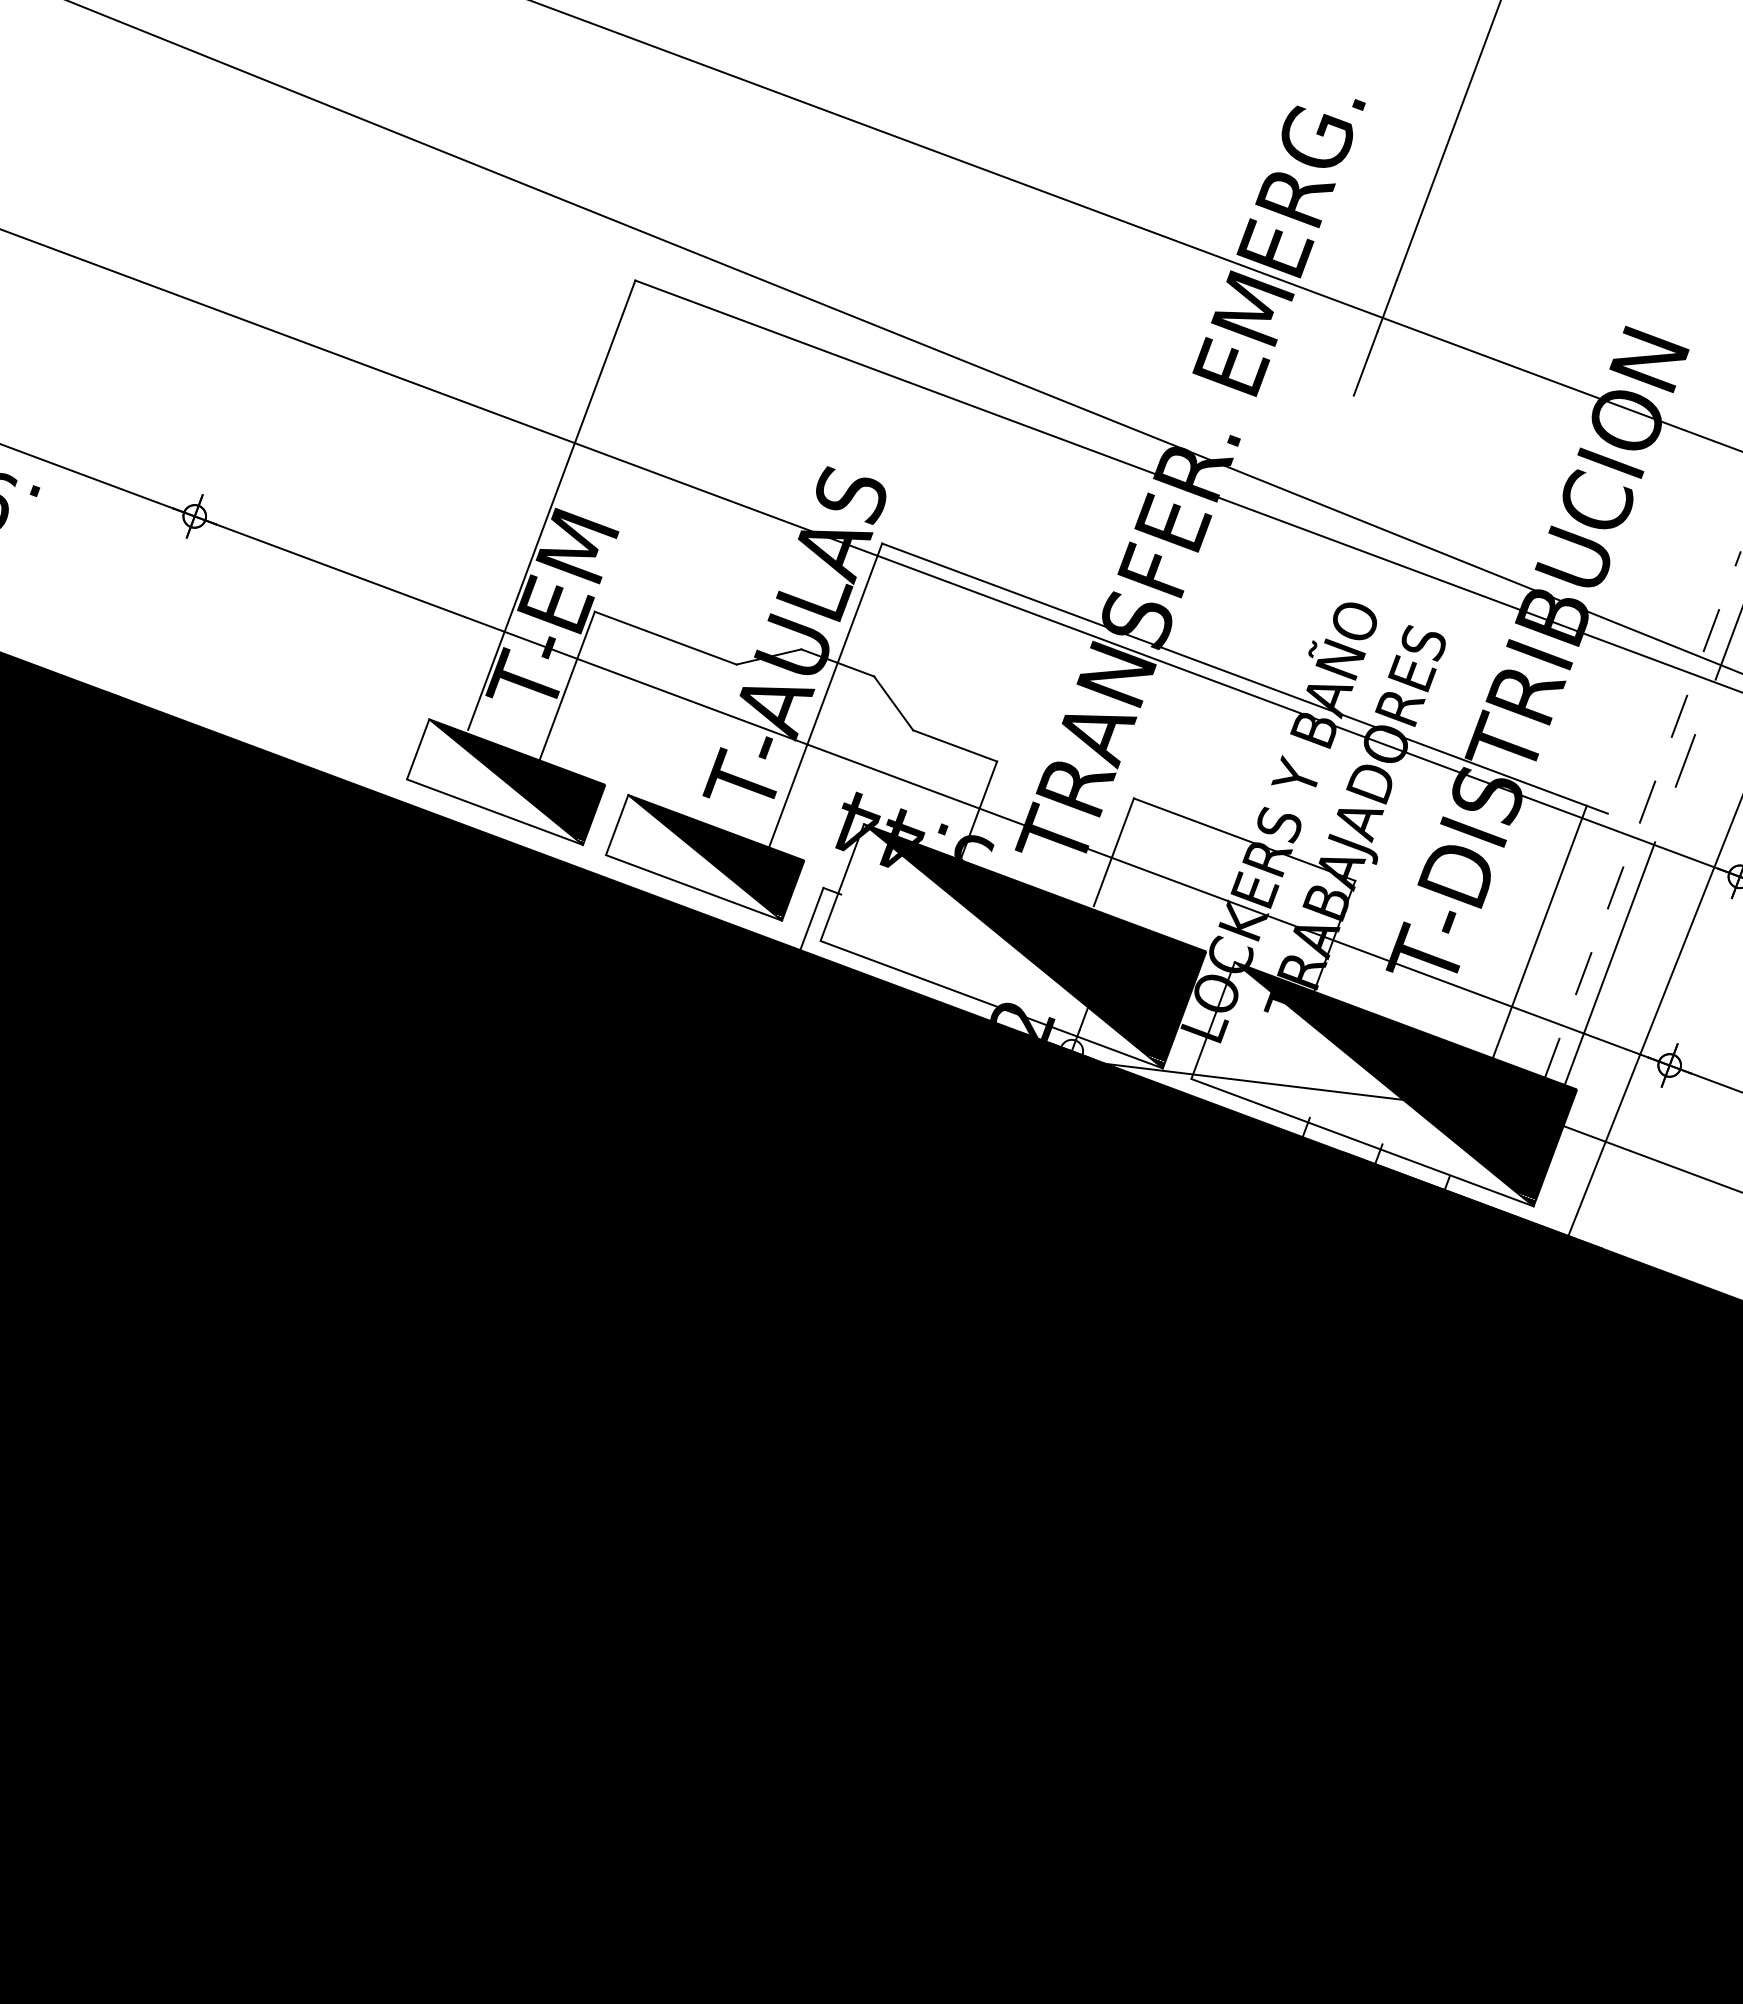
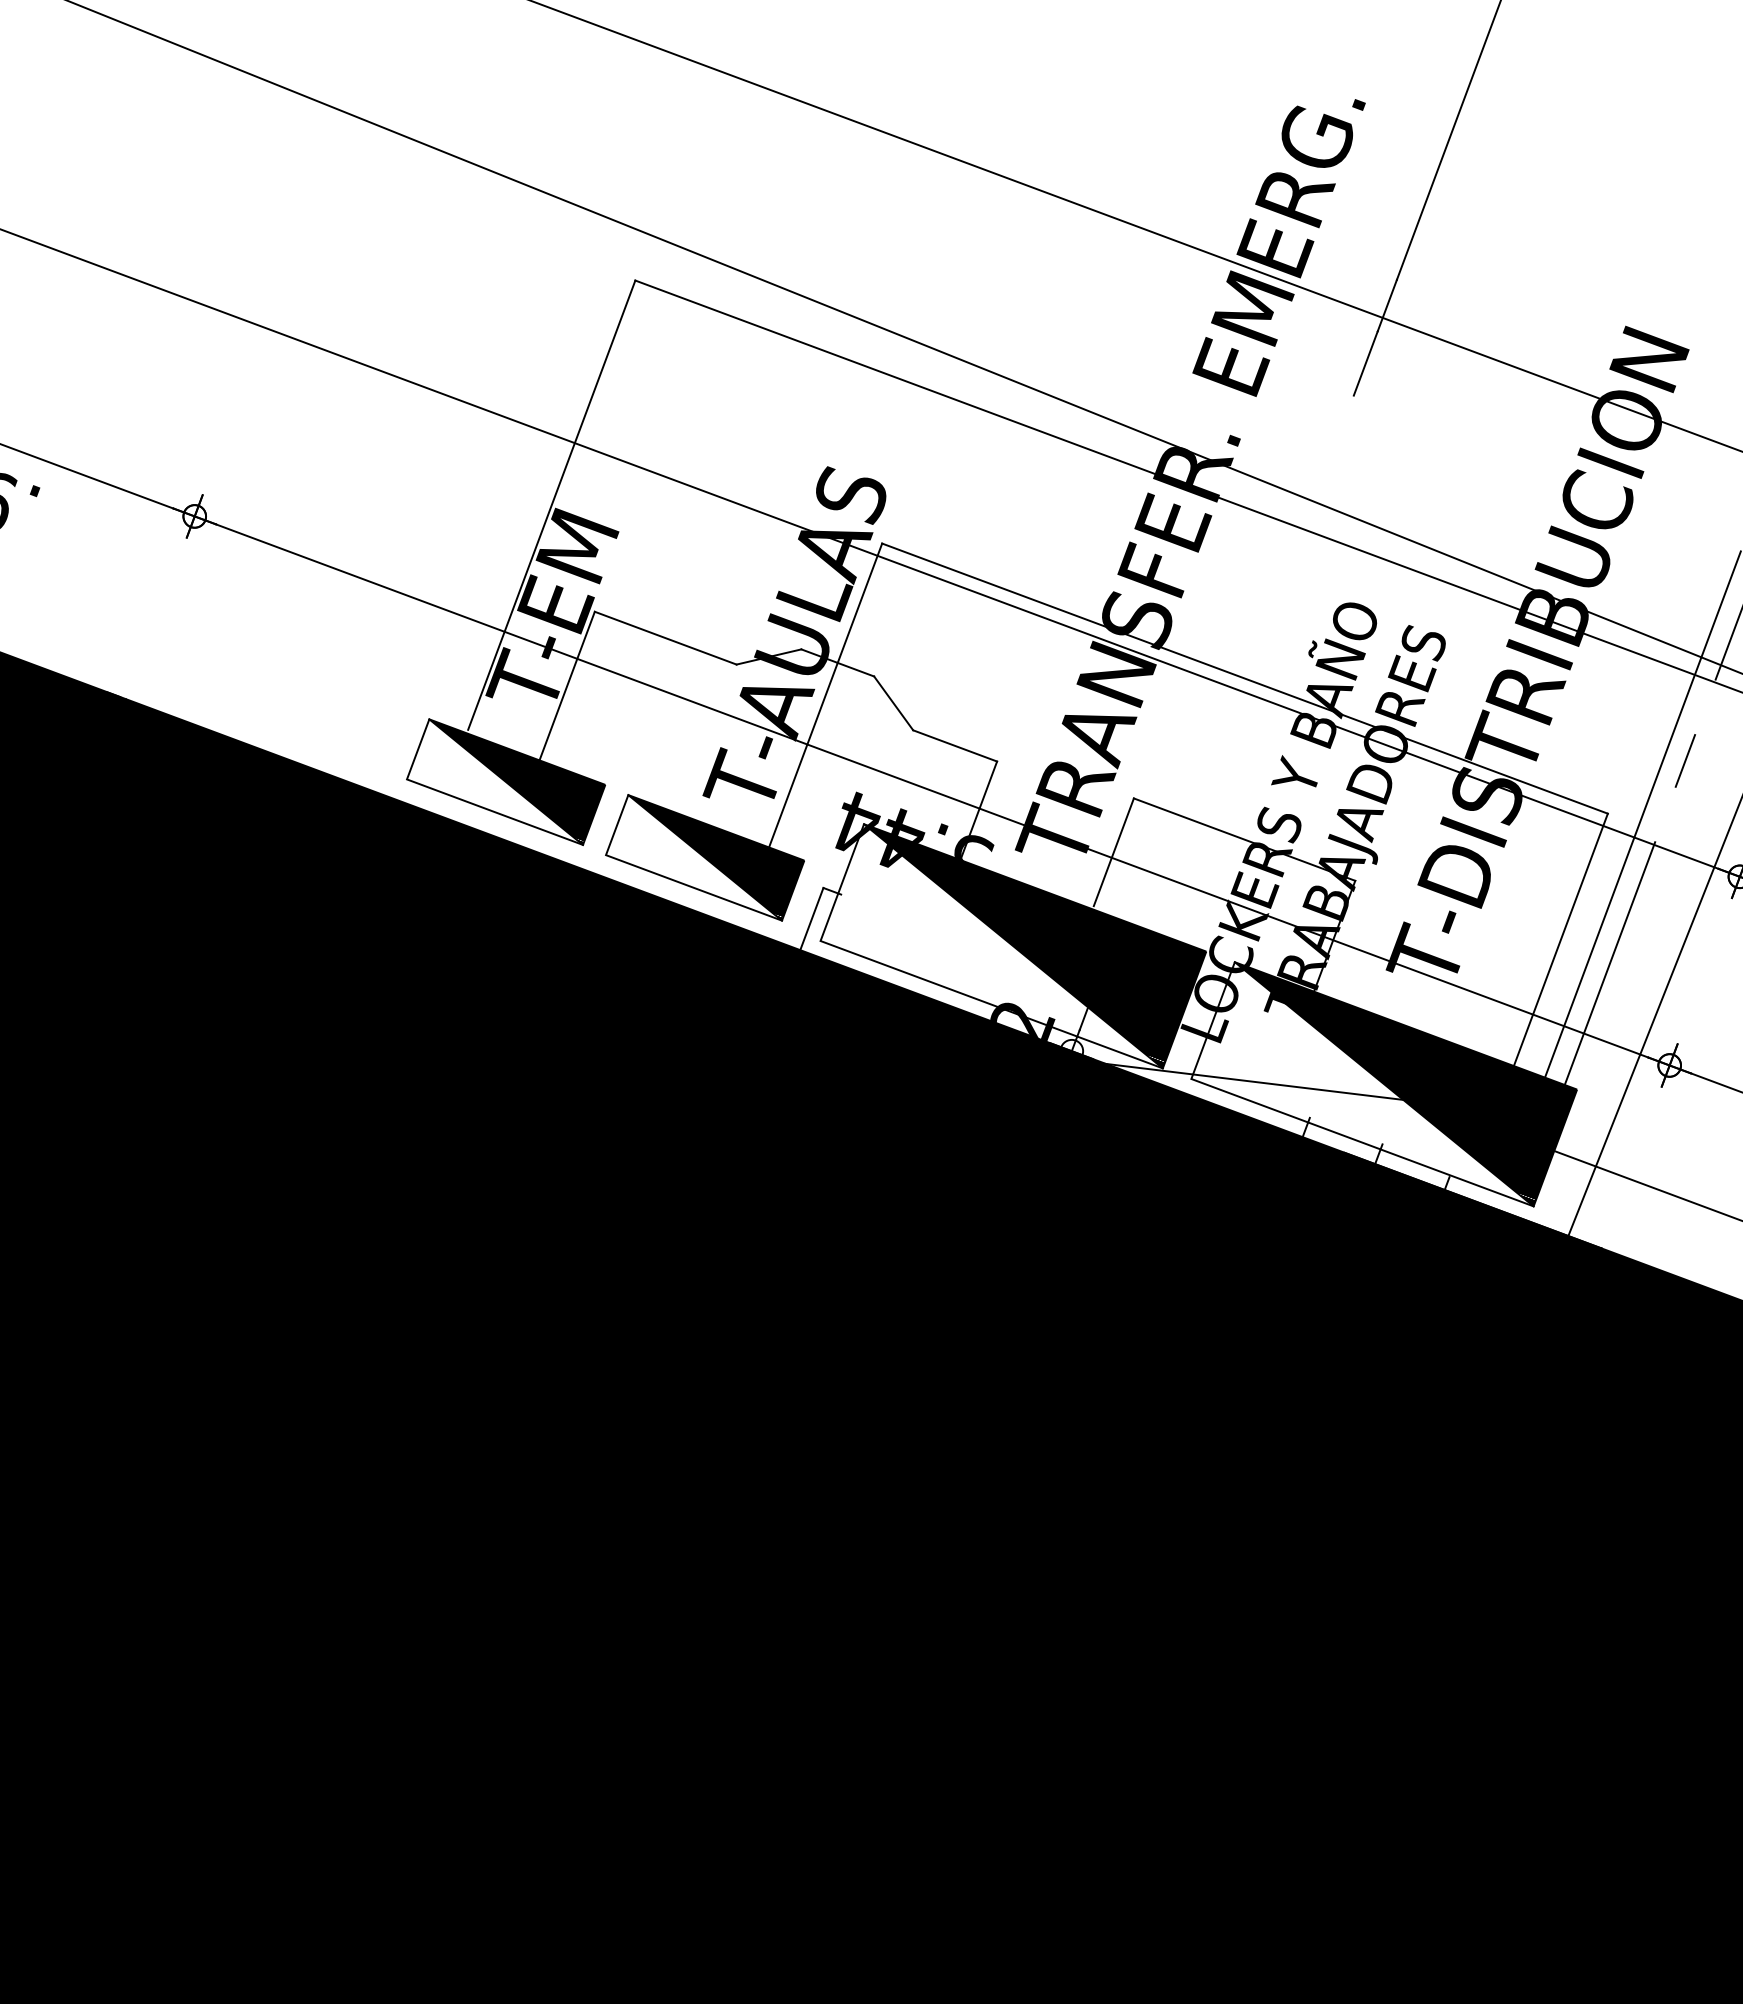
line: dashed -> solid (1642, 815)
line position: (1539, 931) -> (1560, 939) (1560, 939)
line position: (1651, 1158) -> (1647, 1185) (1647, 1185)
